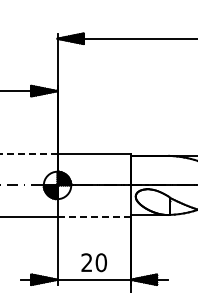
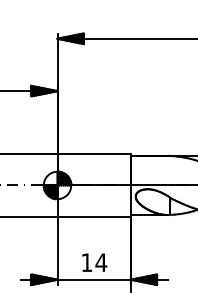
line: dashed -> solid (28, 154)
line: dashed -> solid (94, 216)
text: 20 -> 14 (94, 262)
